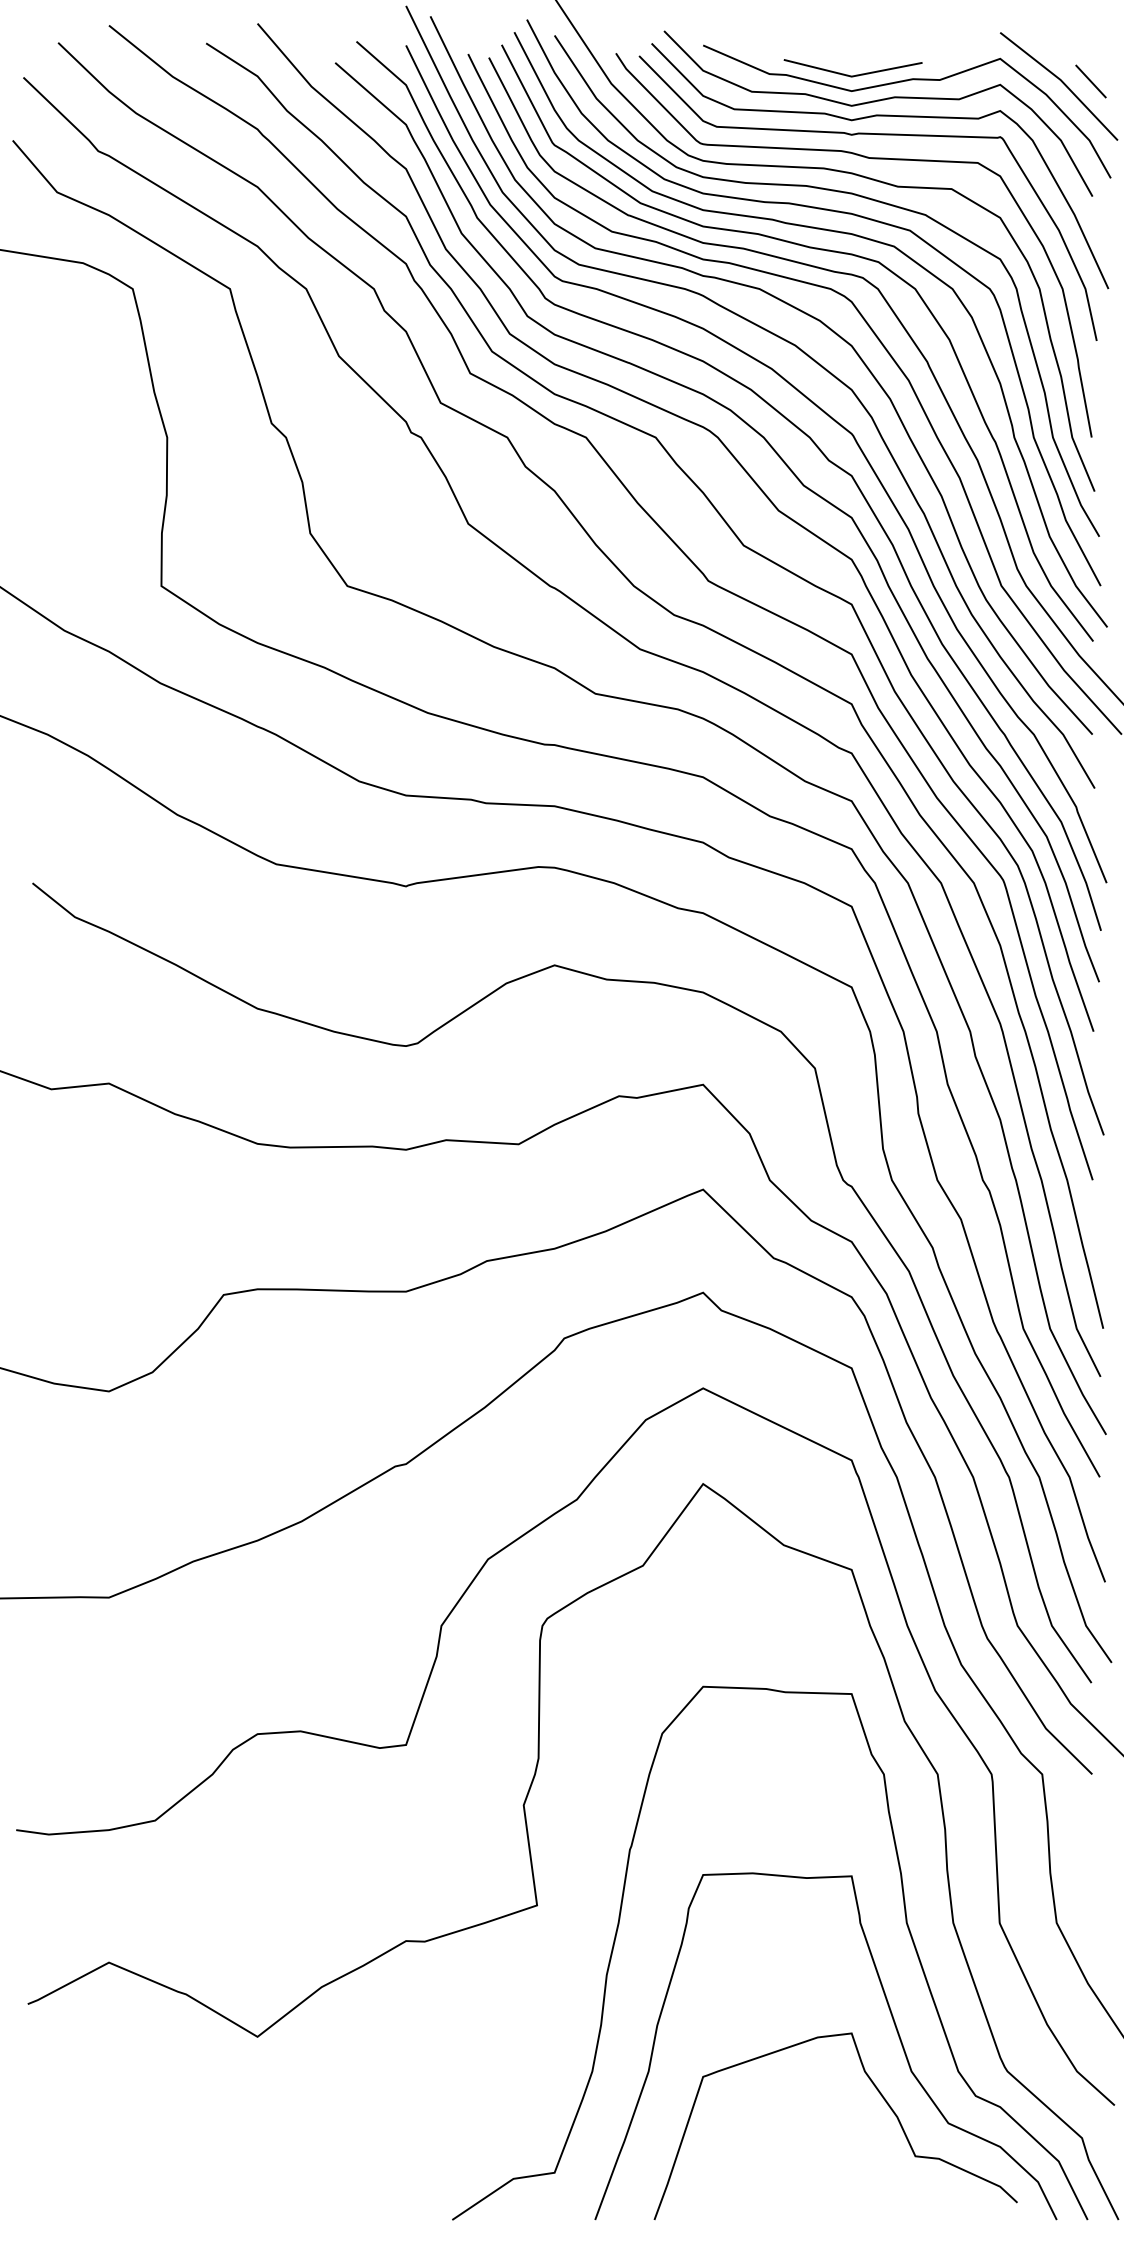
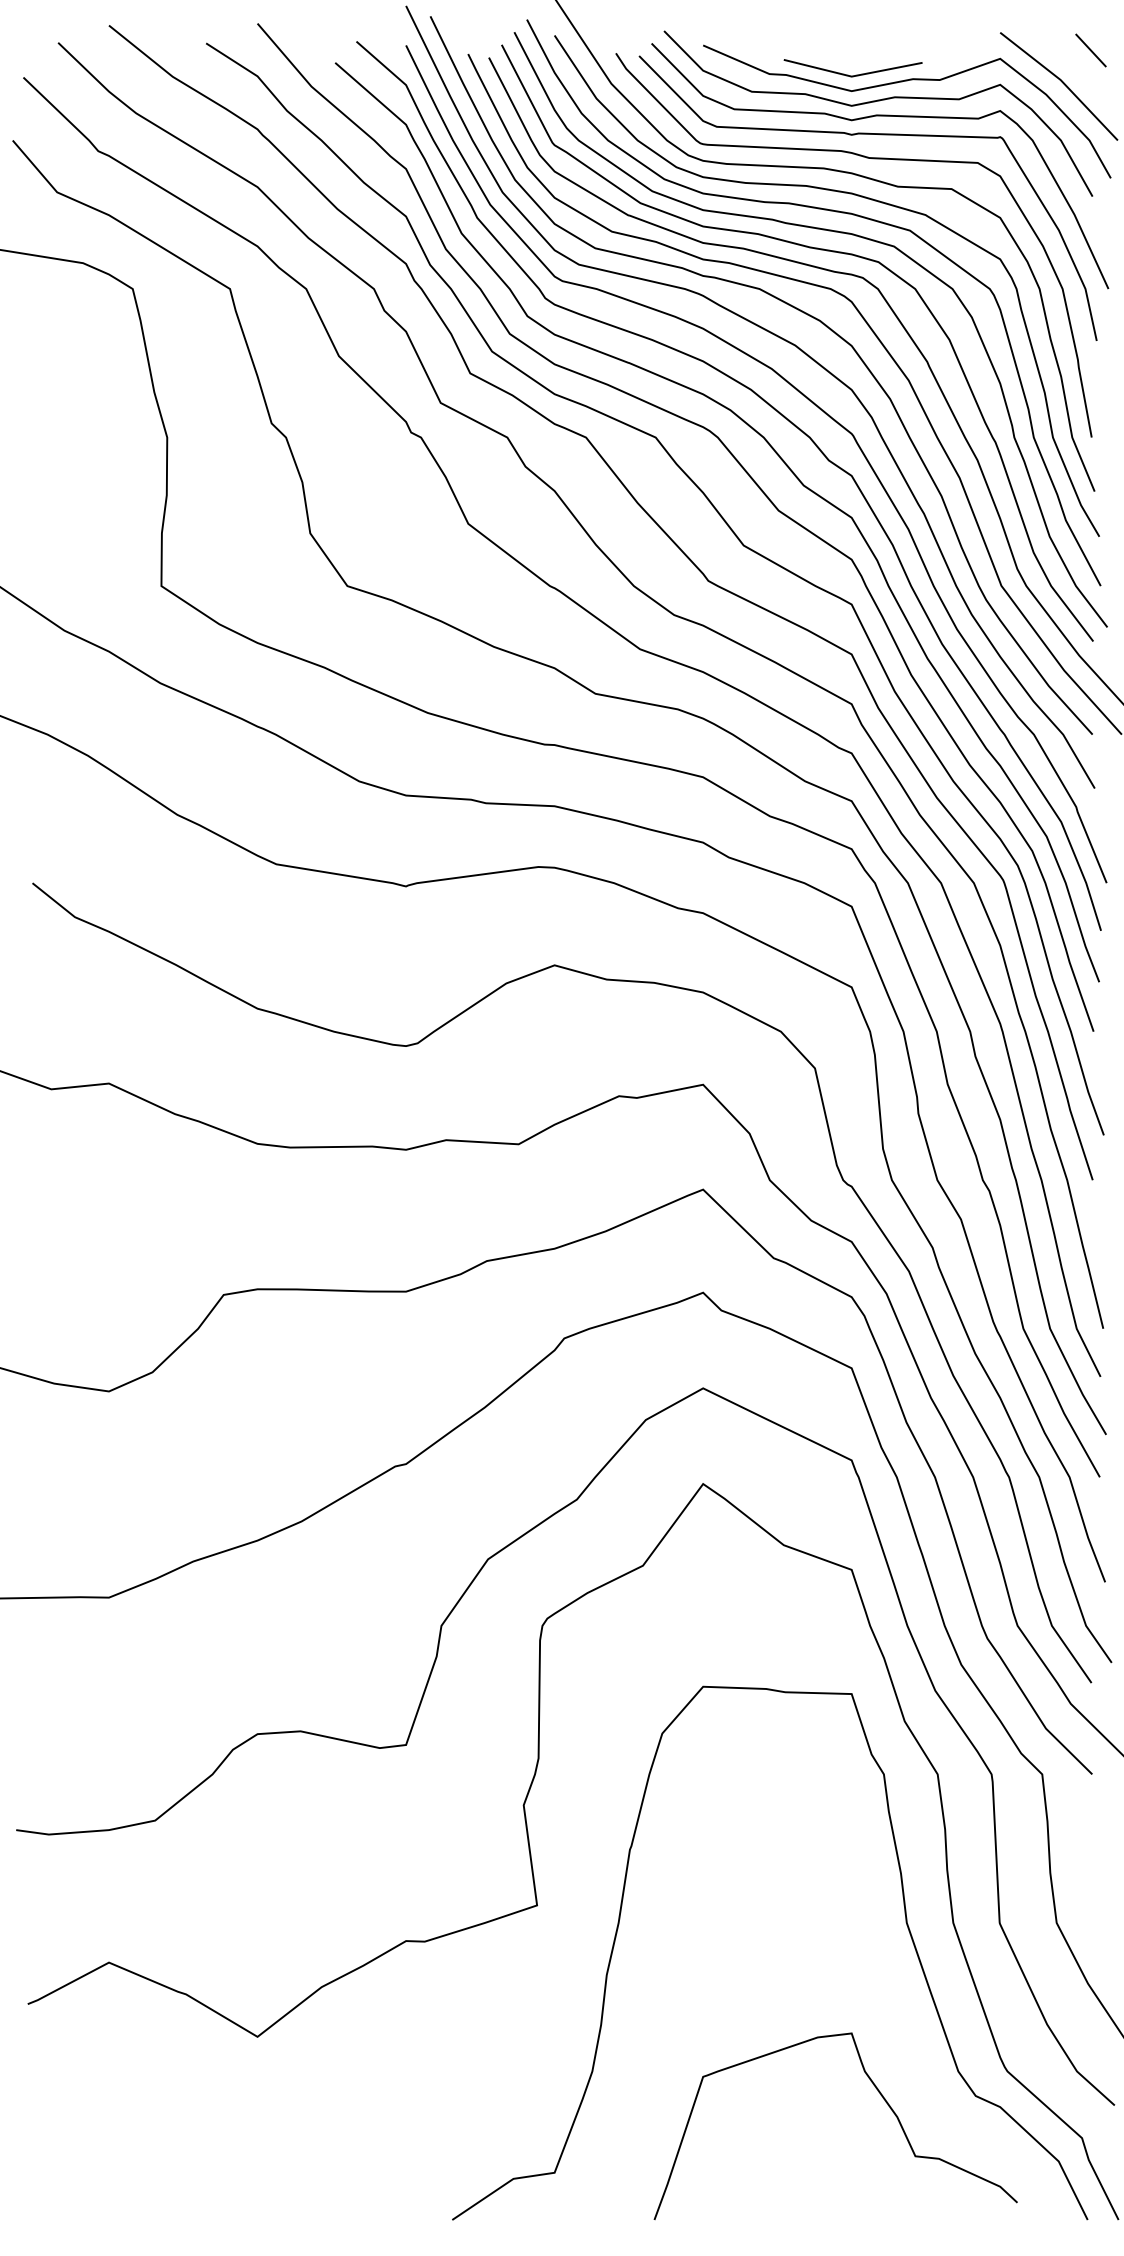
line position: (1090, 81) -> (1090, 50) (1090, 50)
curve: present -> none (892, 2020)
